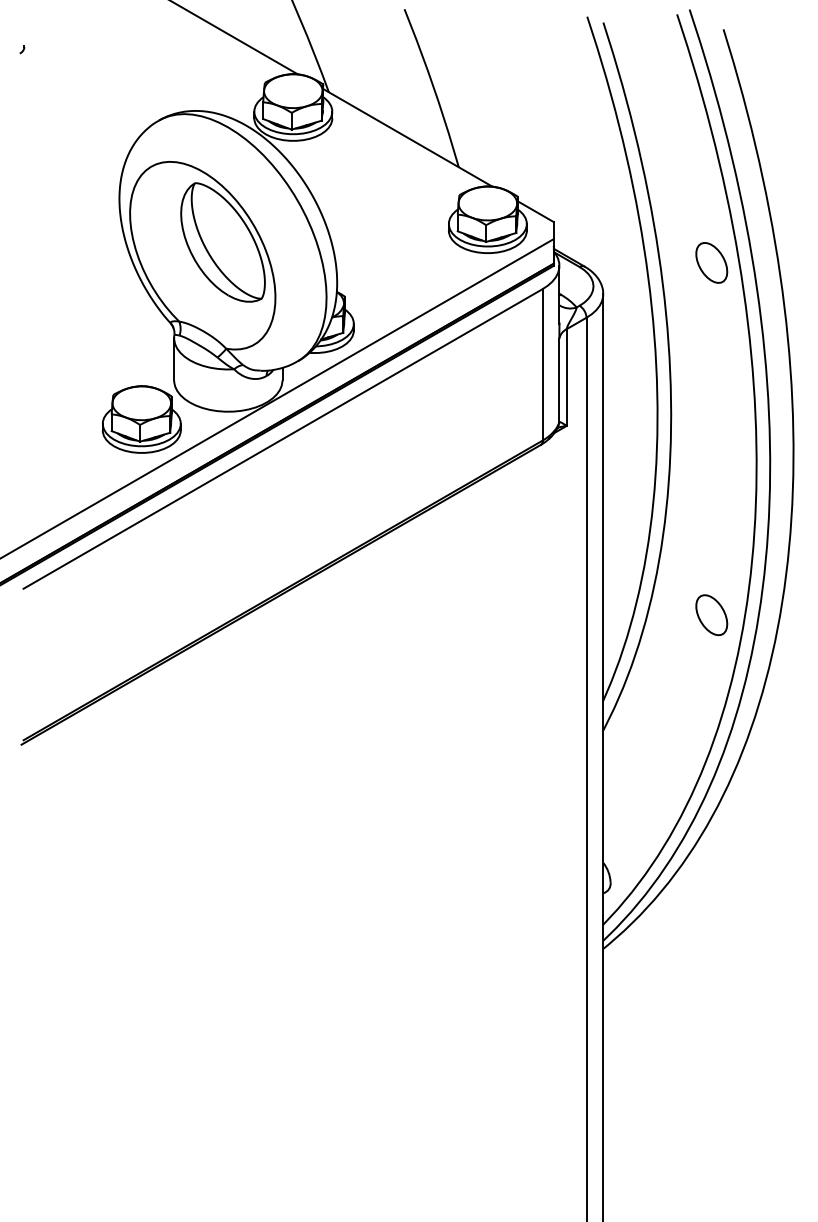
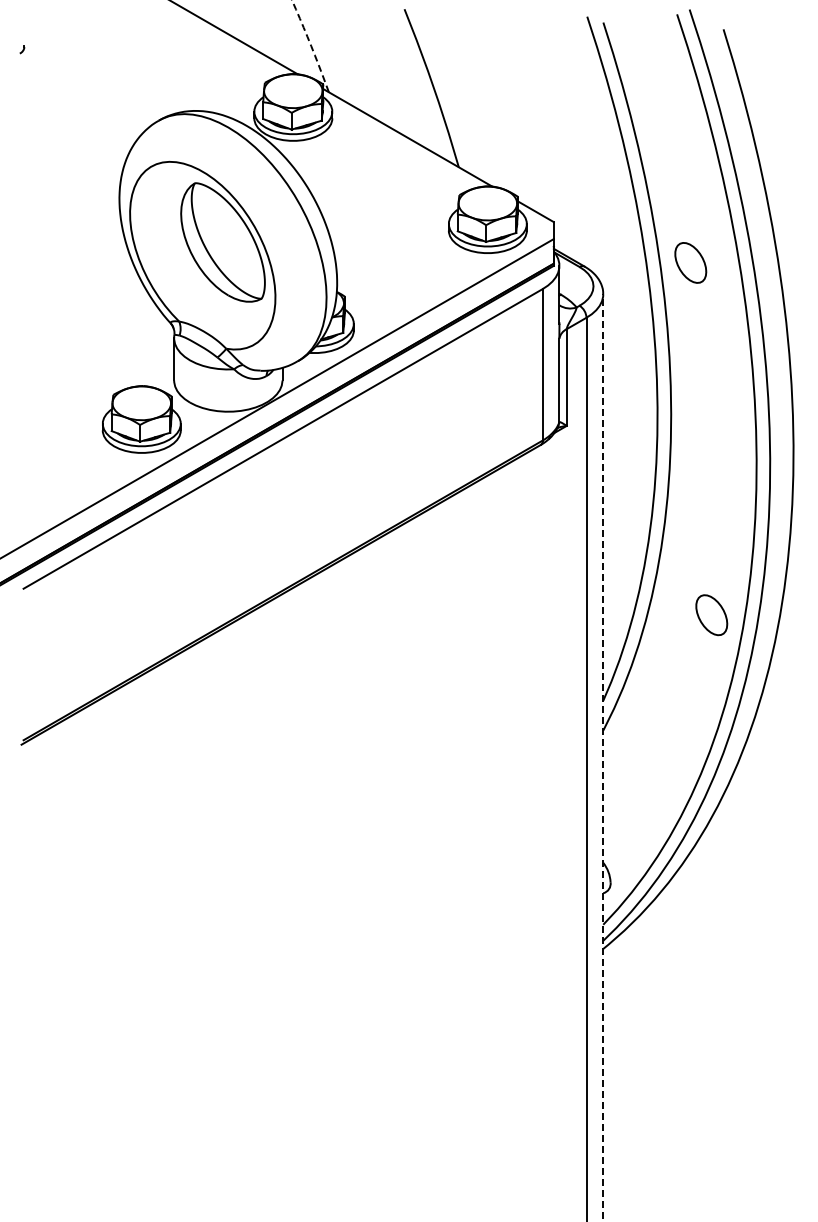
arc: solid -> dashed (311, 46)
part position: (711, 262) -> (690, 262) (690, 262)
line: solid -> dashed (603, 757)
